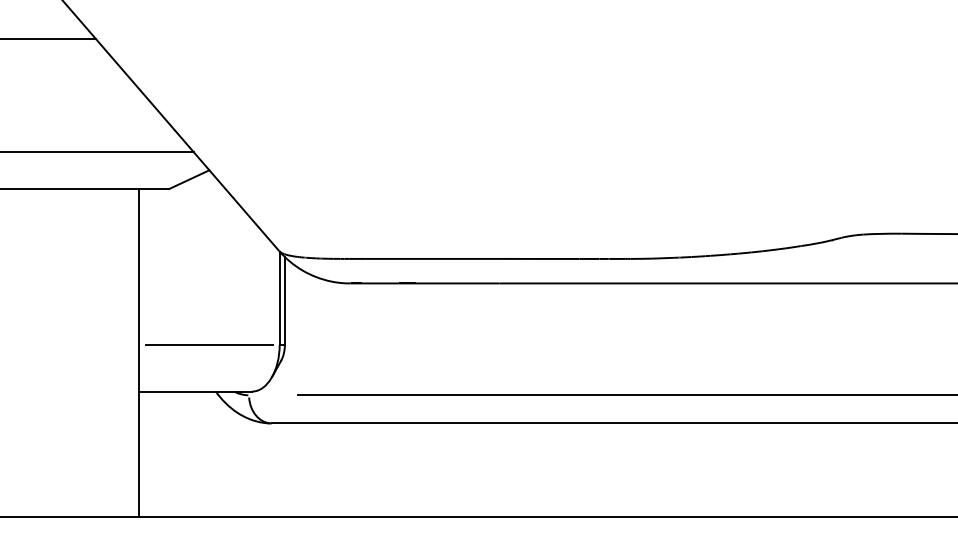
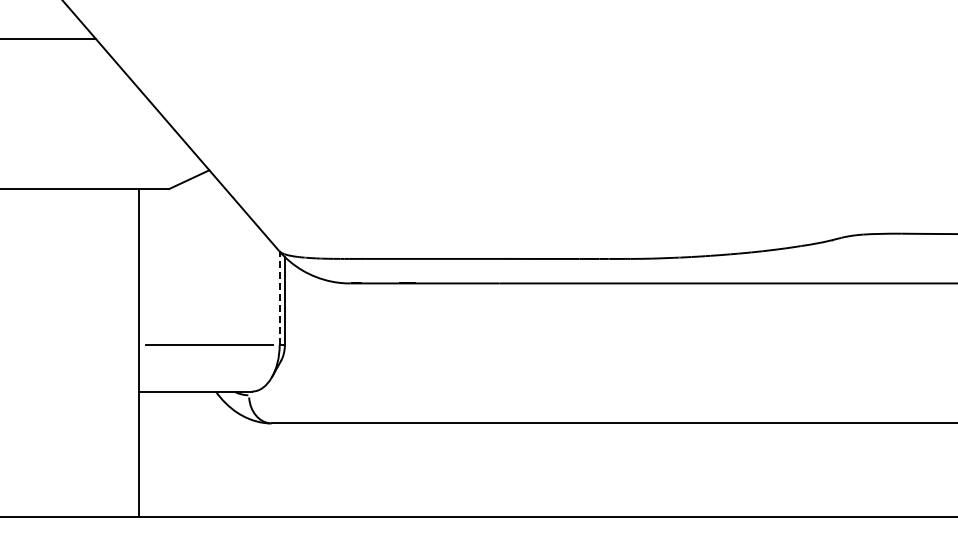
line: present -> none (97, 151)
line: solid -> dashed (279, 298)
line: present -> none (626, 395)
